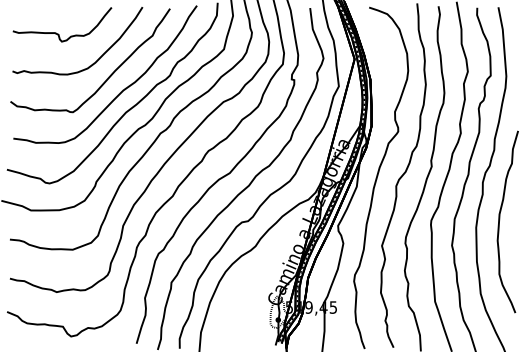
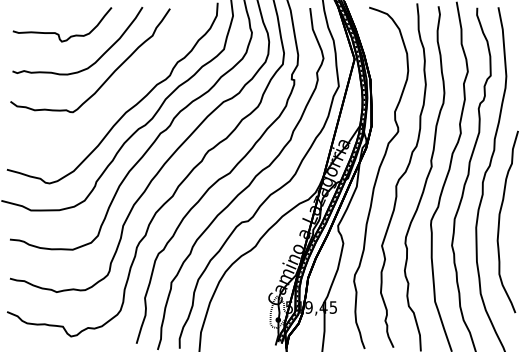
curve: present -> none (117, 94)
